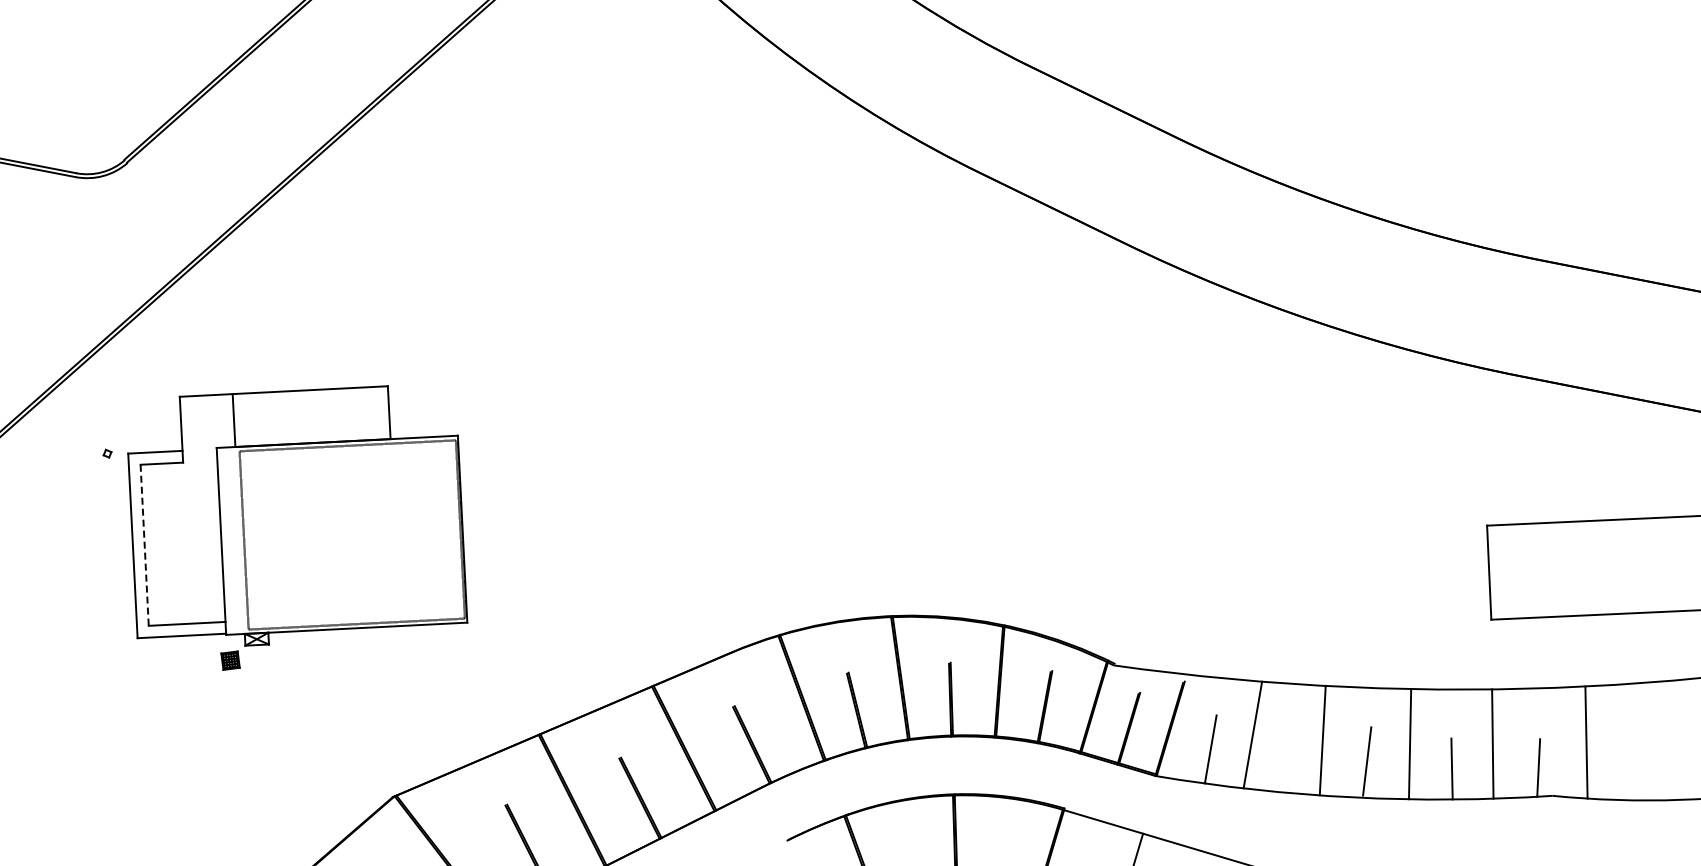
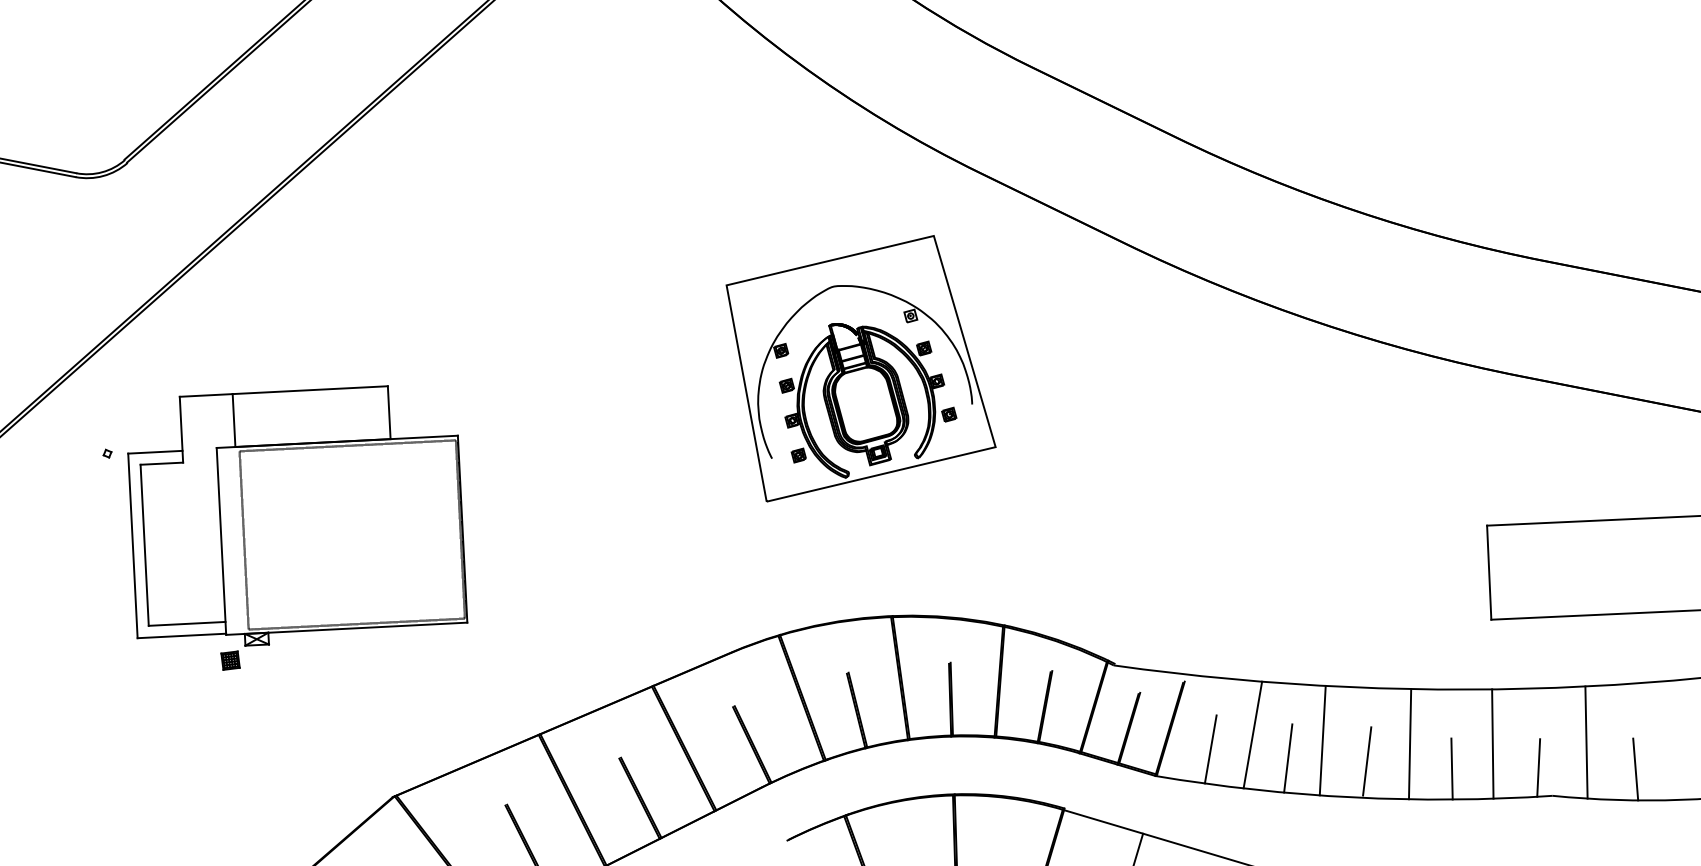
part: none -> present (860, 368)
line: dashed -> solid (144, 545)
line: none -> present (1288, 758)
line: none -> present (1635, 769)
